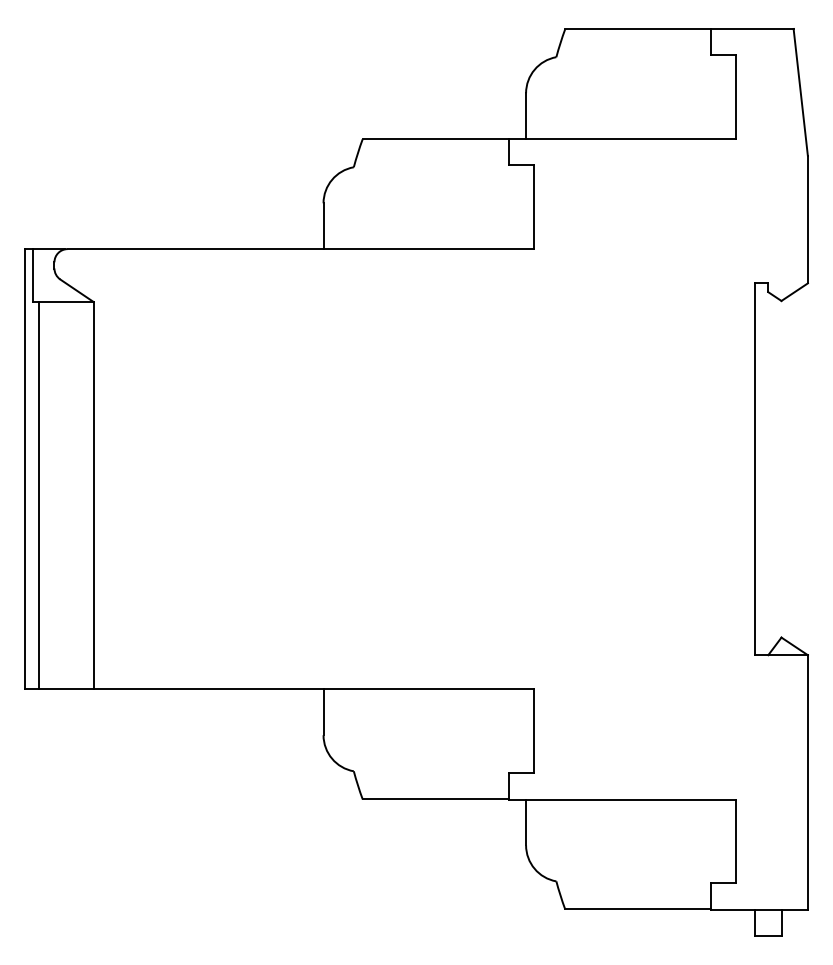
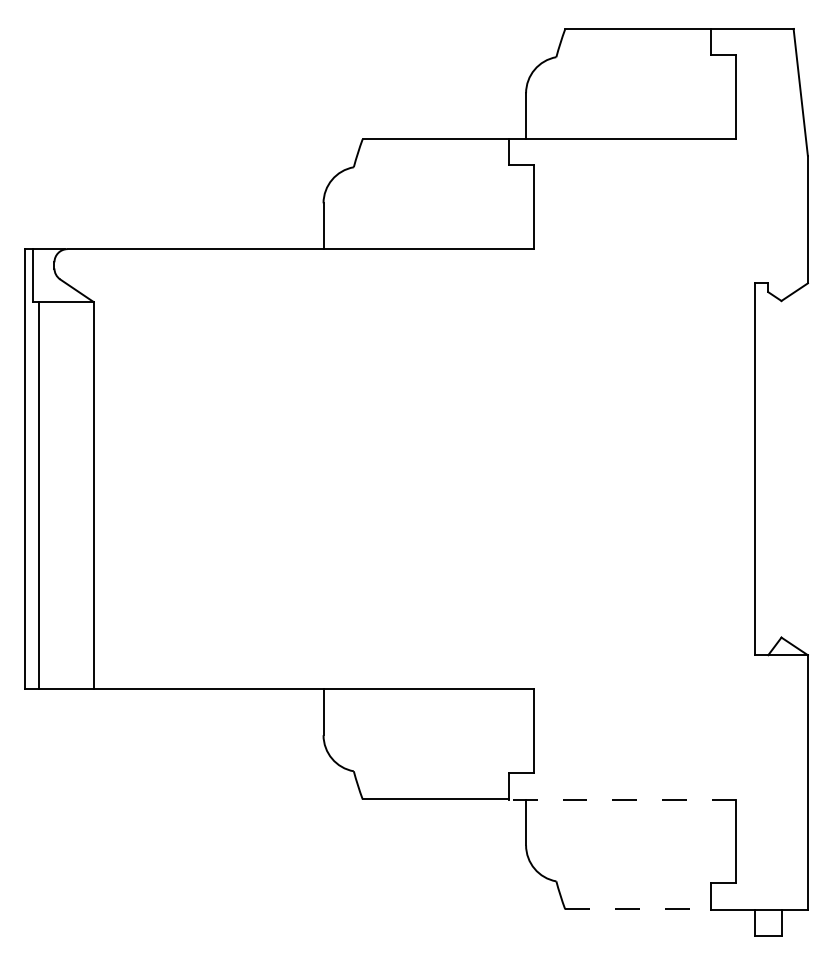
line: solid -> dashed (622, 799)
line: solid -> dashed (638, 909)
